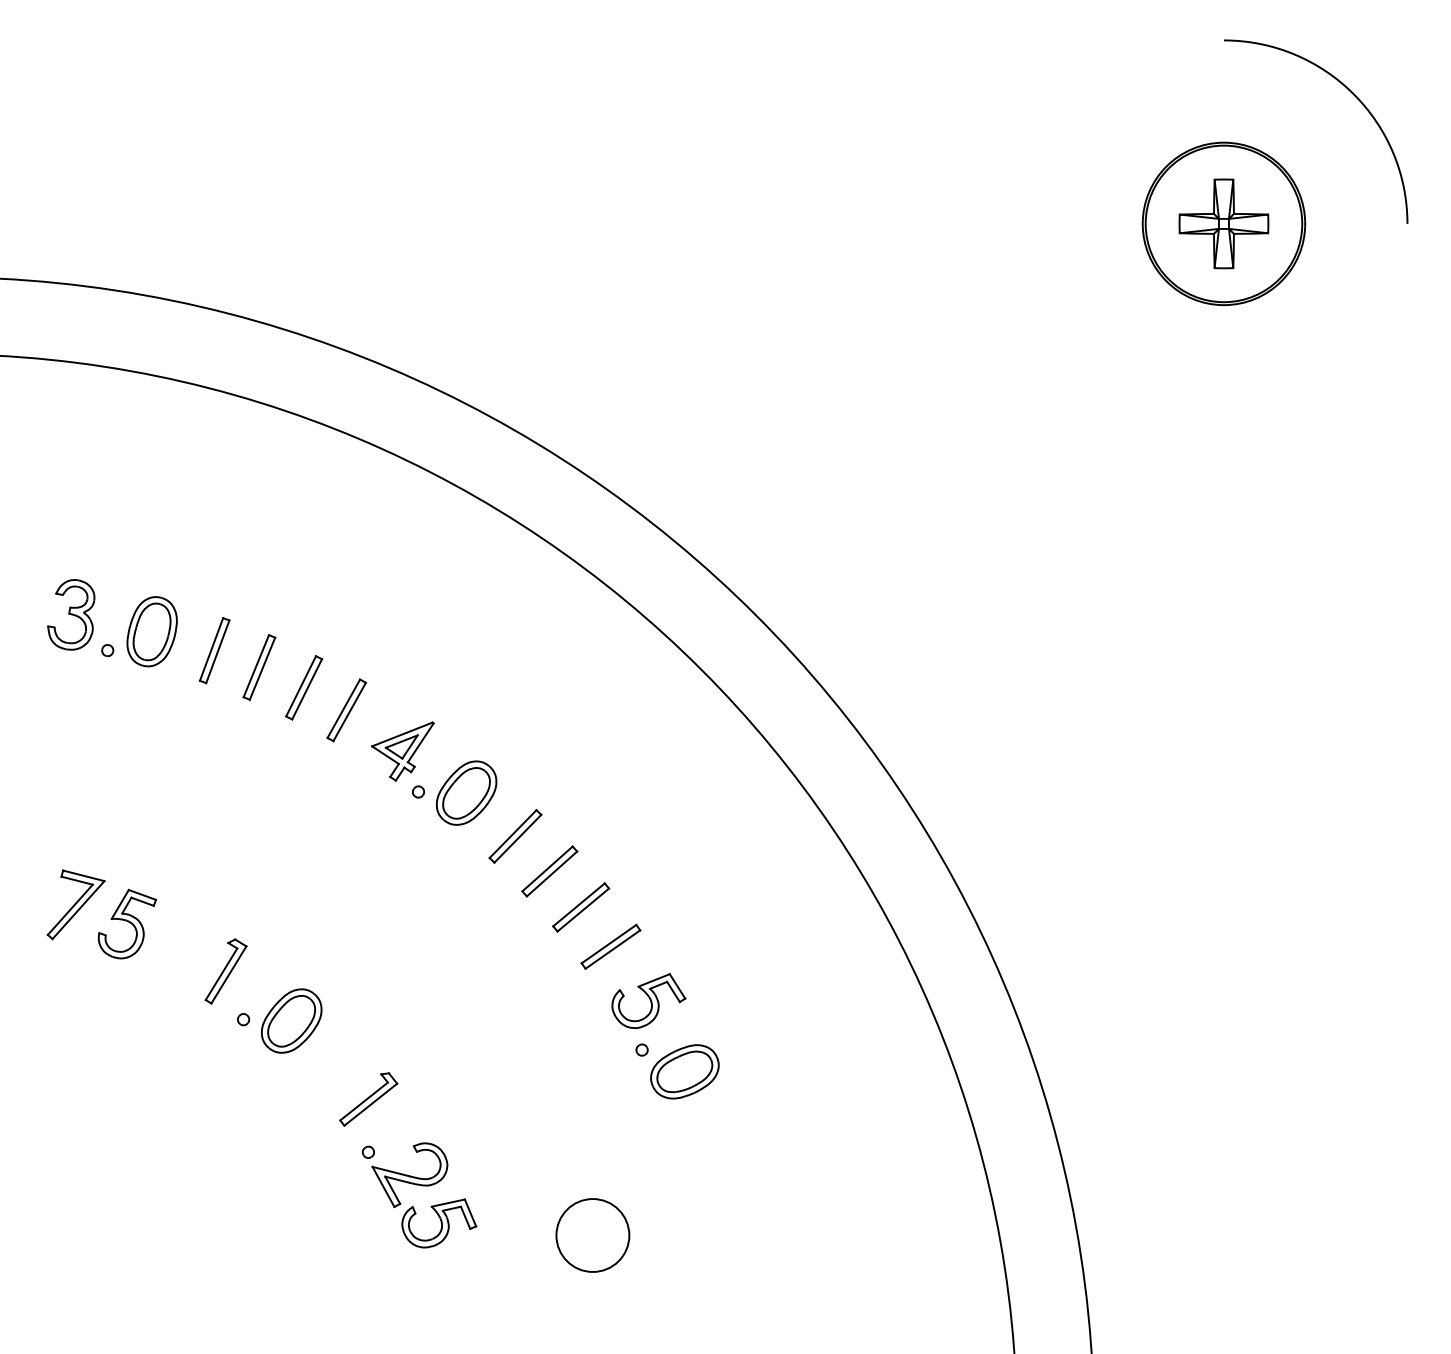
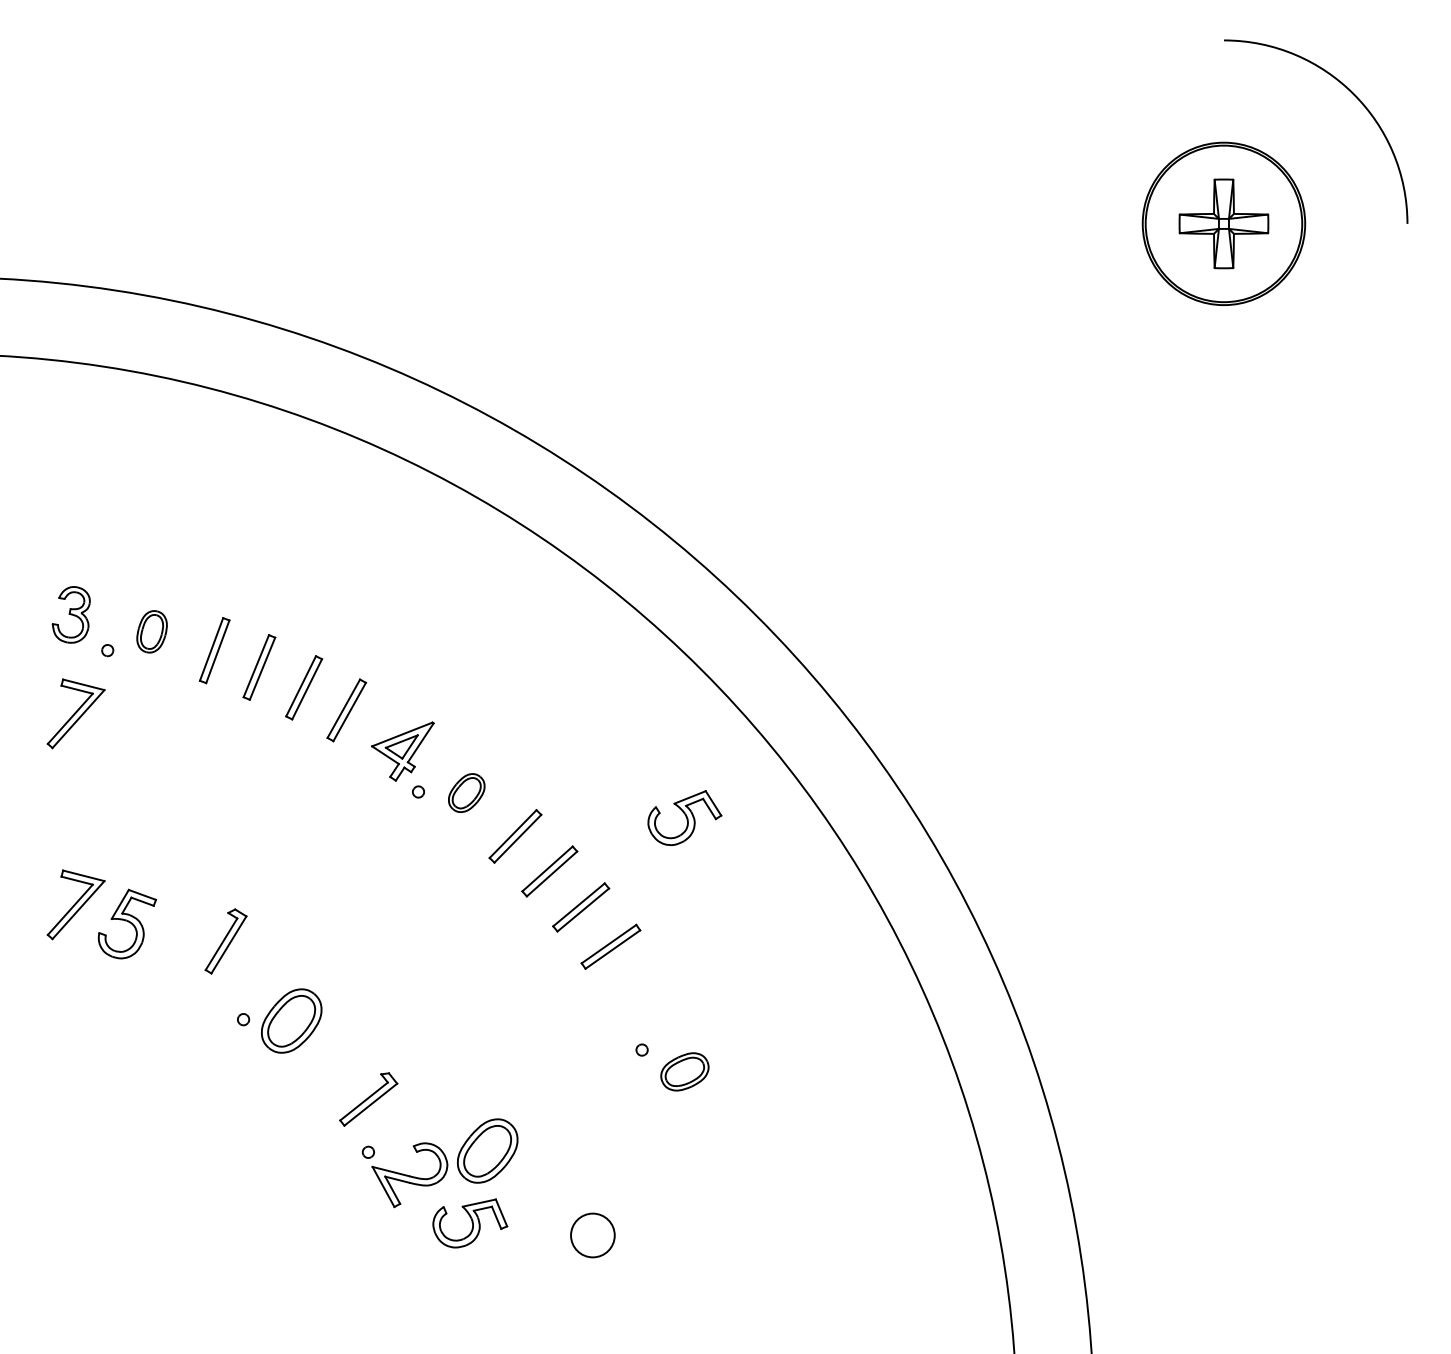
part size: 49x72 px -> 40x58 px (70, 614)
part size: 52x72 px -> 32x44 px (151, 631)
part: none -> present (75, 713)
part size: 62x66 px -> 38x40 px (466, 792)
part position: (225, 971) -> (225, 941) (225, 941)
part position: (648, 1001) -> (684, 818) (684, 818)
part size: 70x56 px -> 50x40 px (684, 1071)
part: none -> present (487, 1150)
part position: (439, 1223) -> (470, 1223) (470, 1223)
circle diameter: 73 px -> 44 px (592, 1235)
